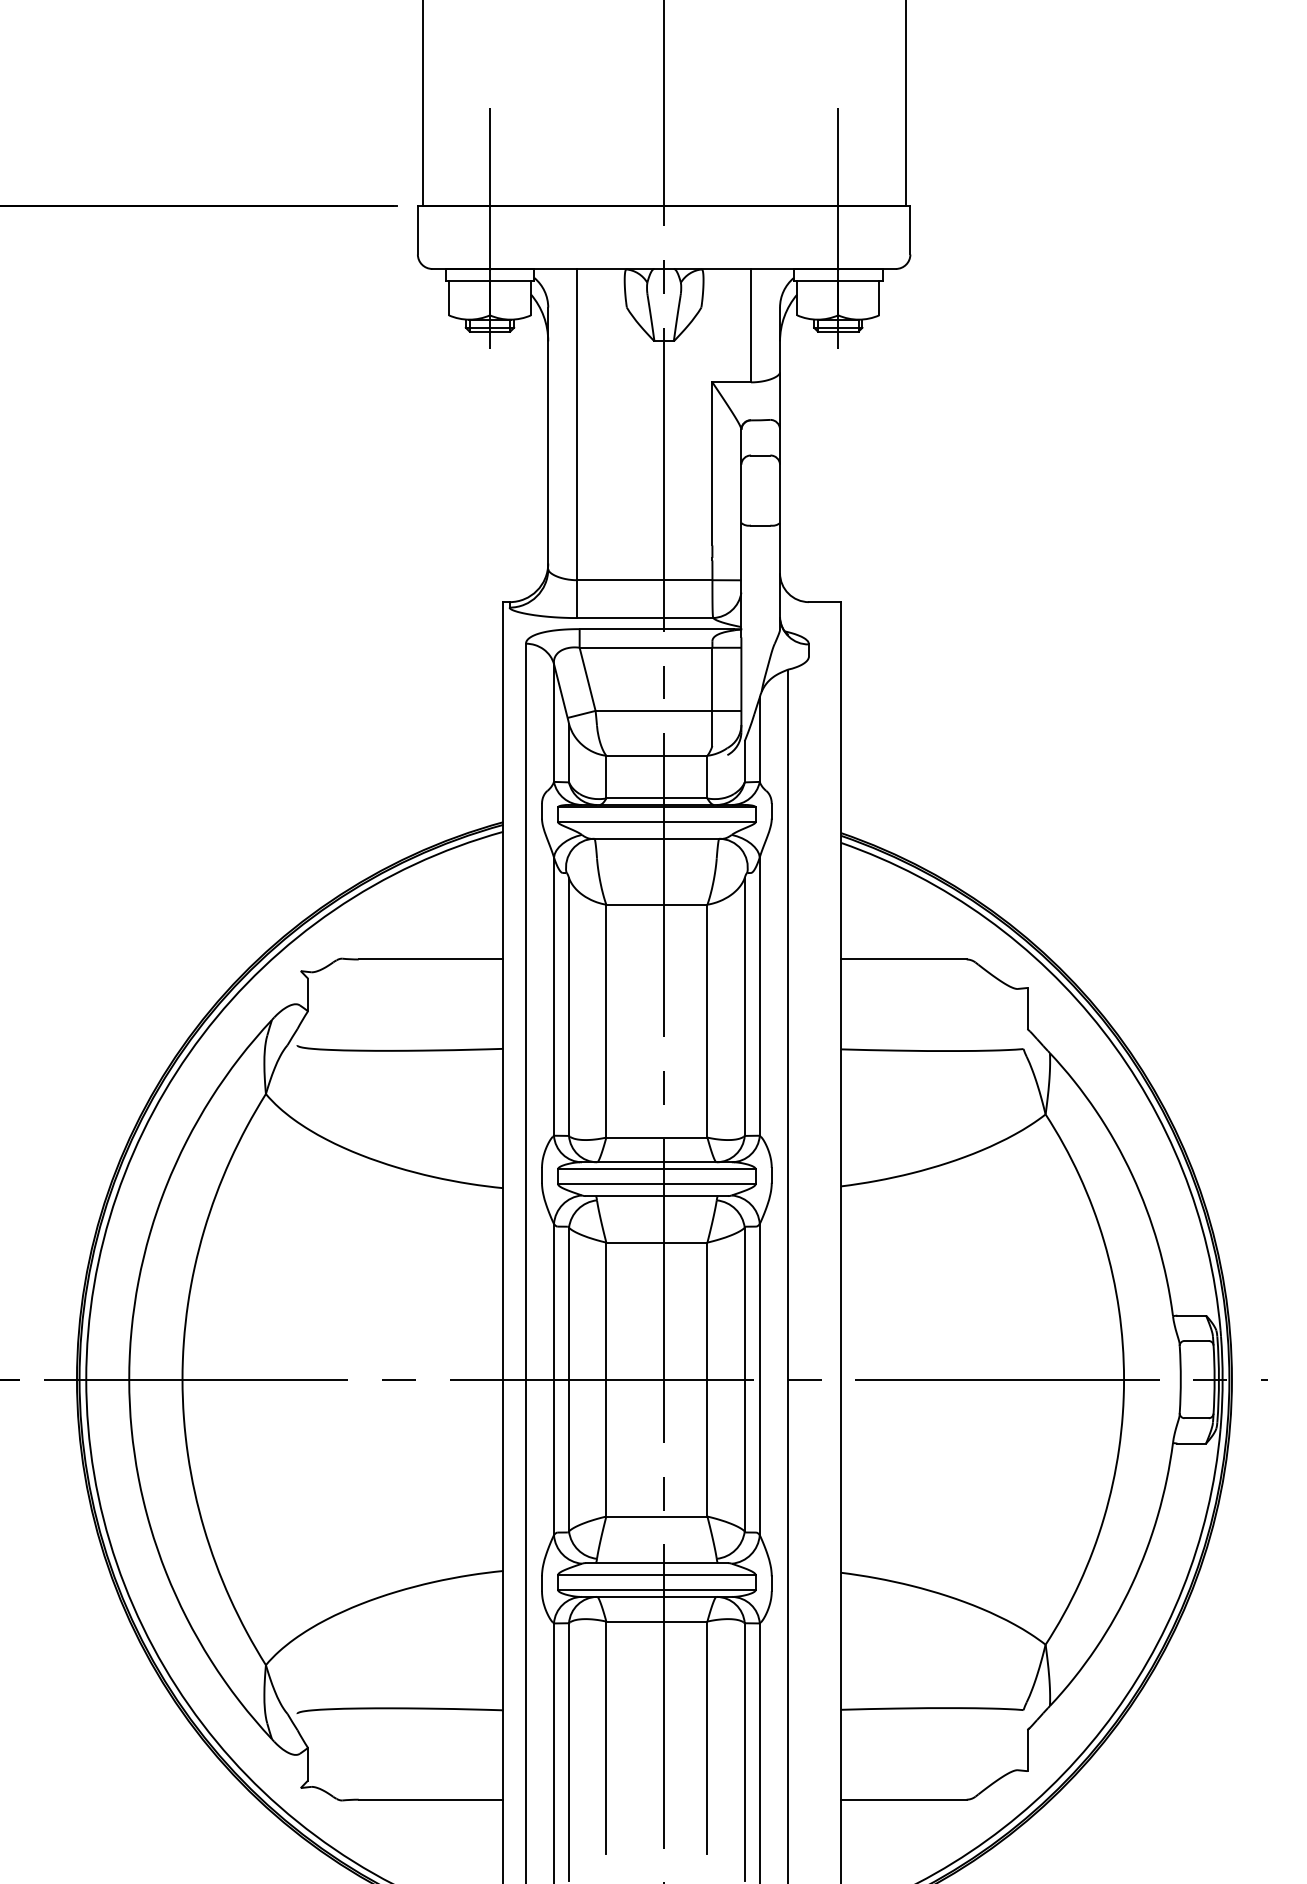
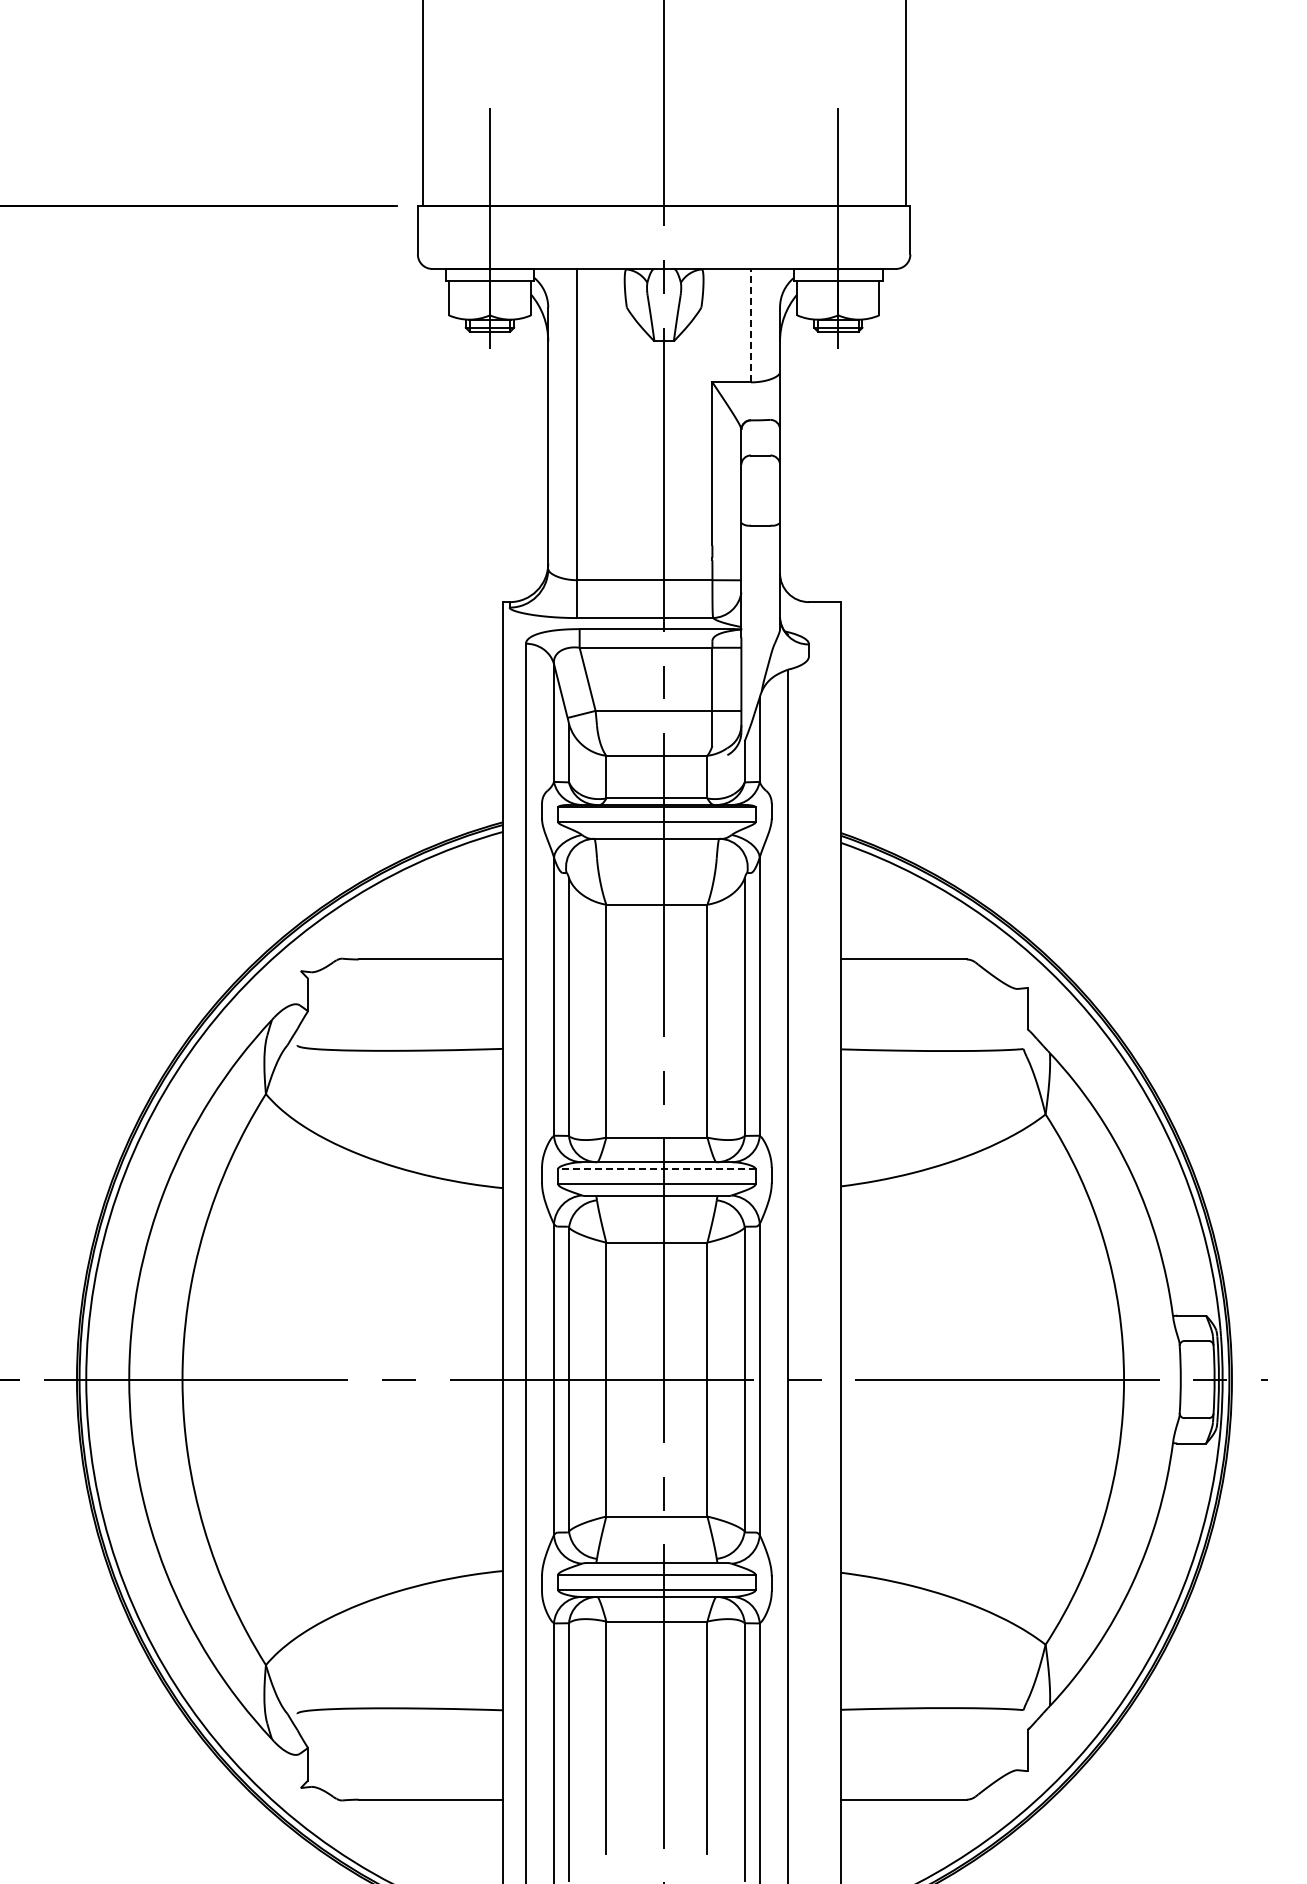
line: solid -> dashed (751, 325)
line: solid -> dashed (656, 1169)
